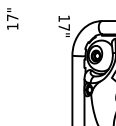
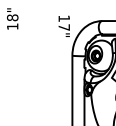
text: 17" -> 18" (12, 17)
